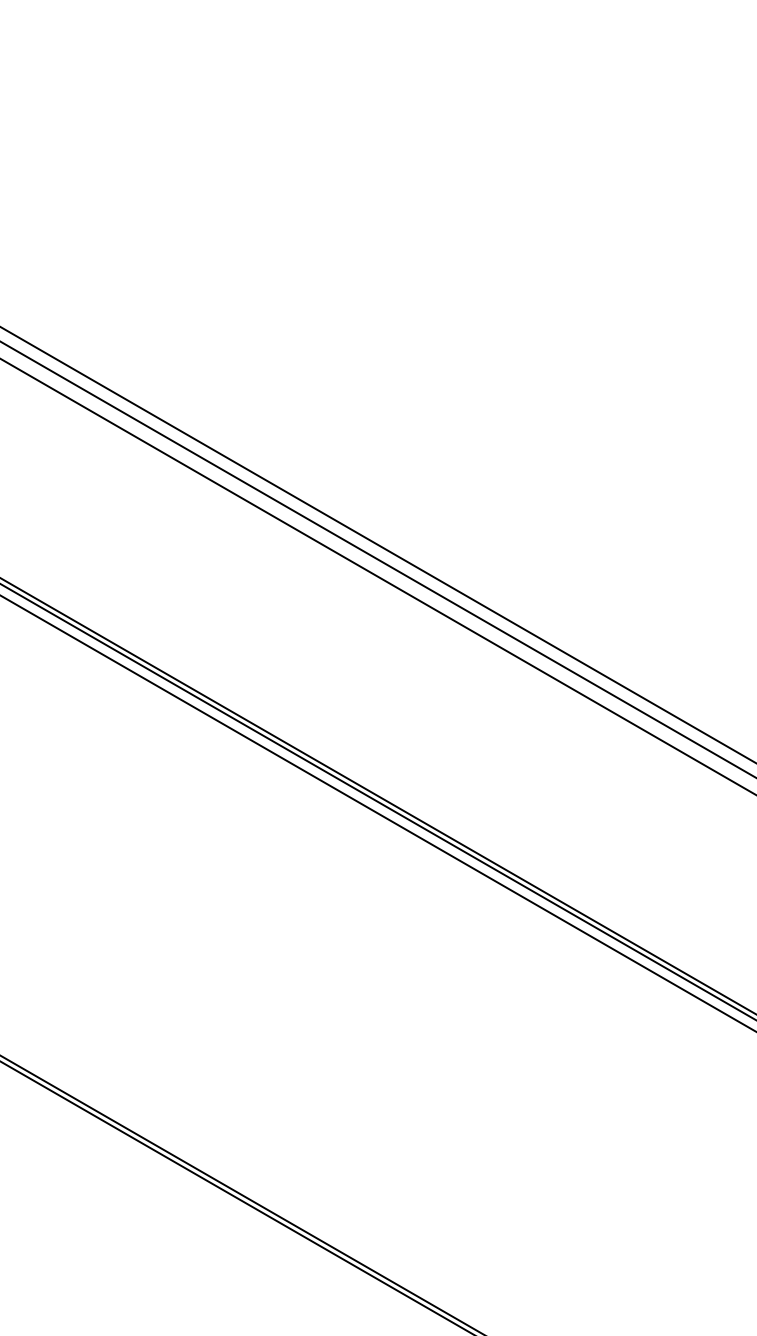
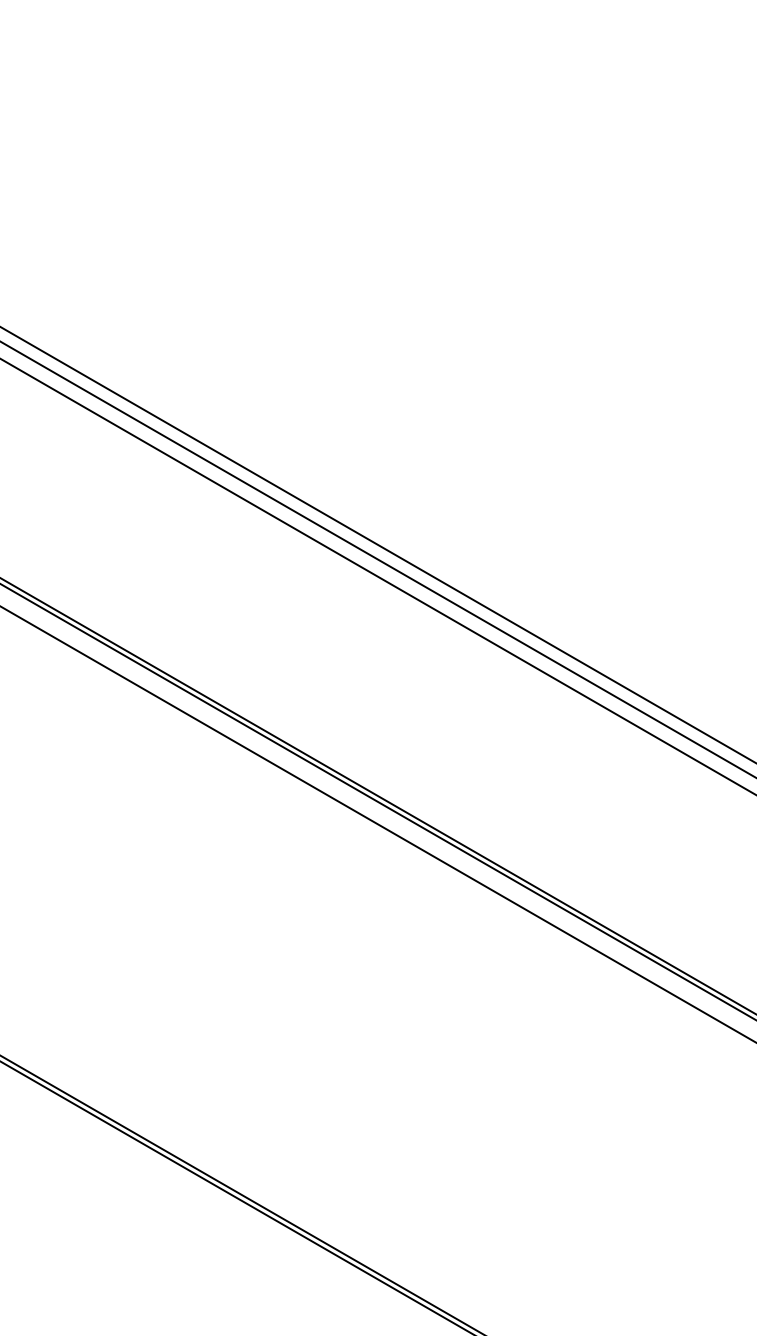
line position: (377, 813) -> (377, 823) (377, 823)
